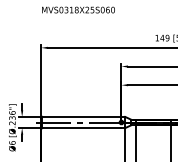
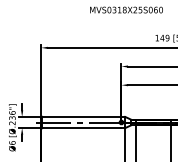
text position: (78, 9) -> (126, 9) (126, 9)
